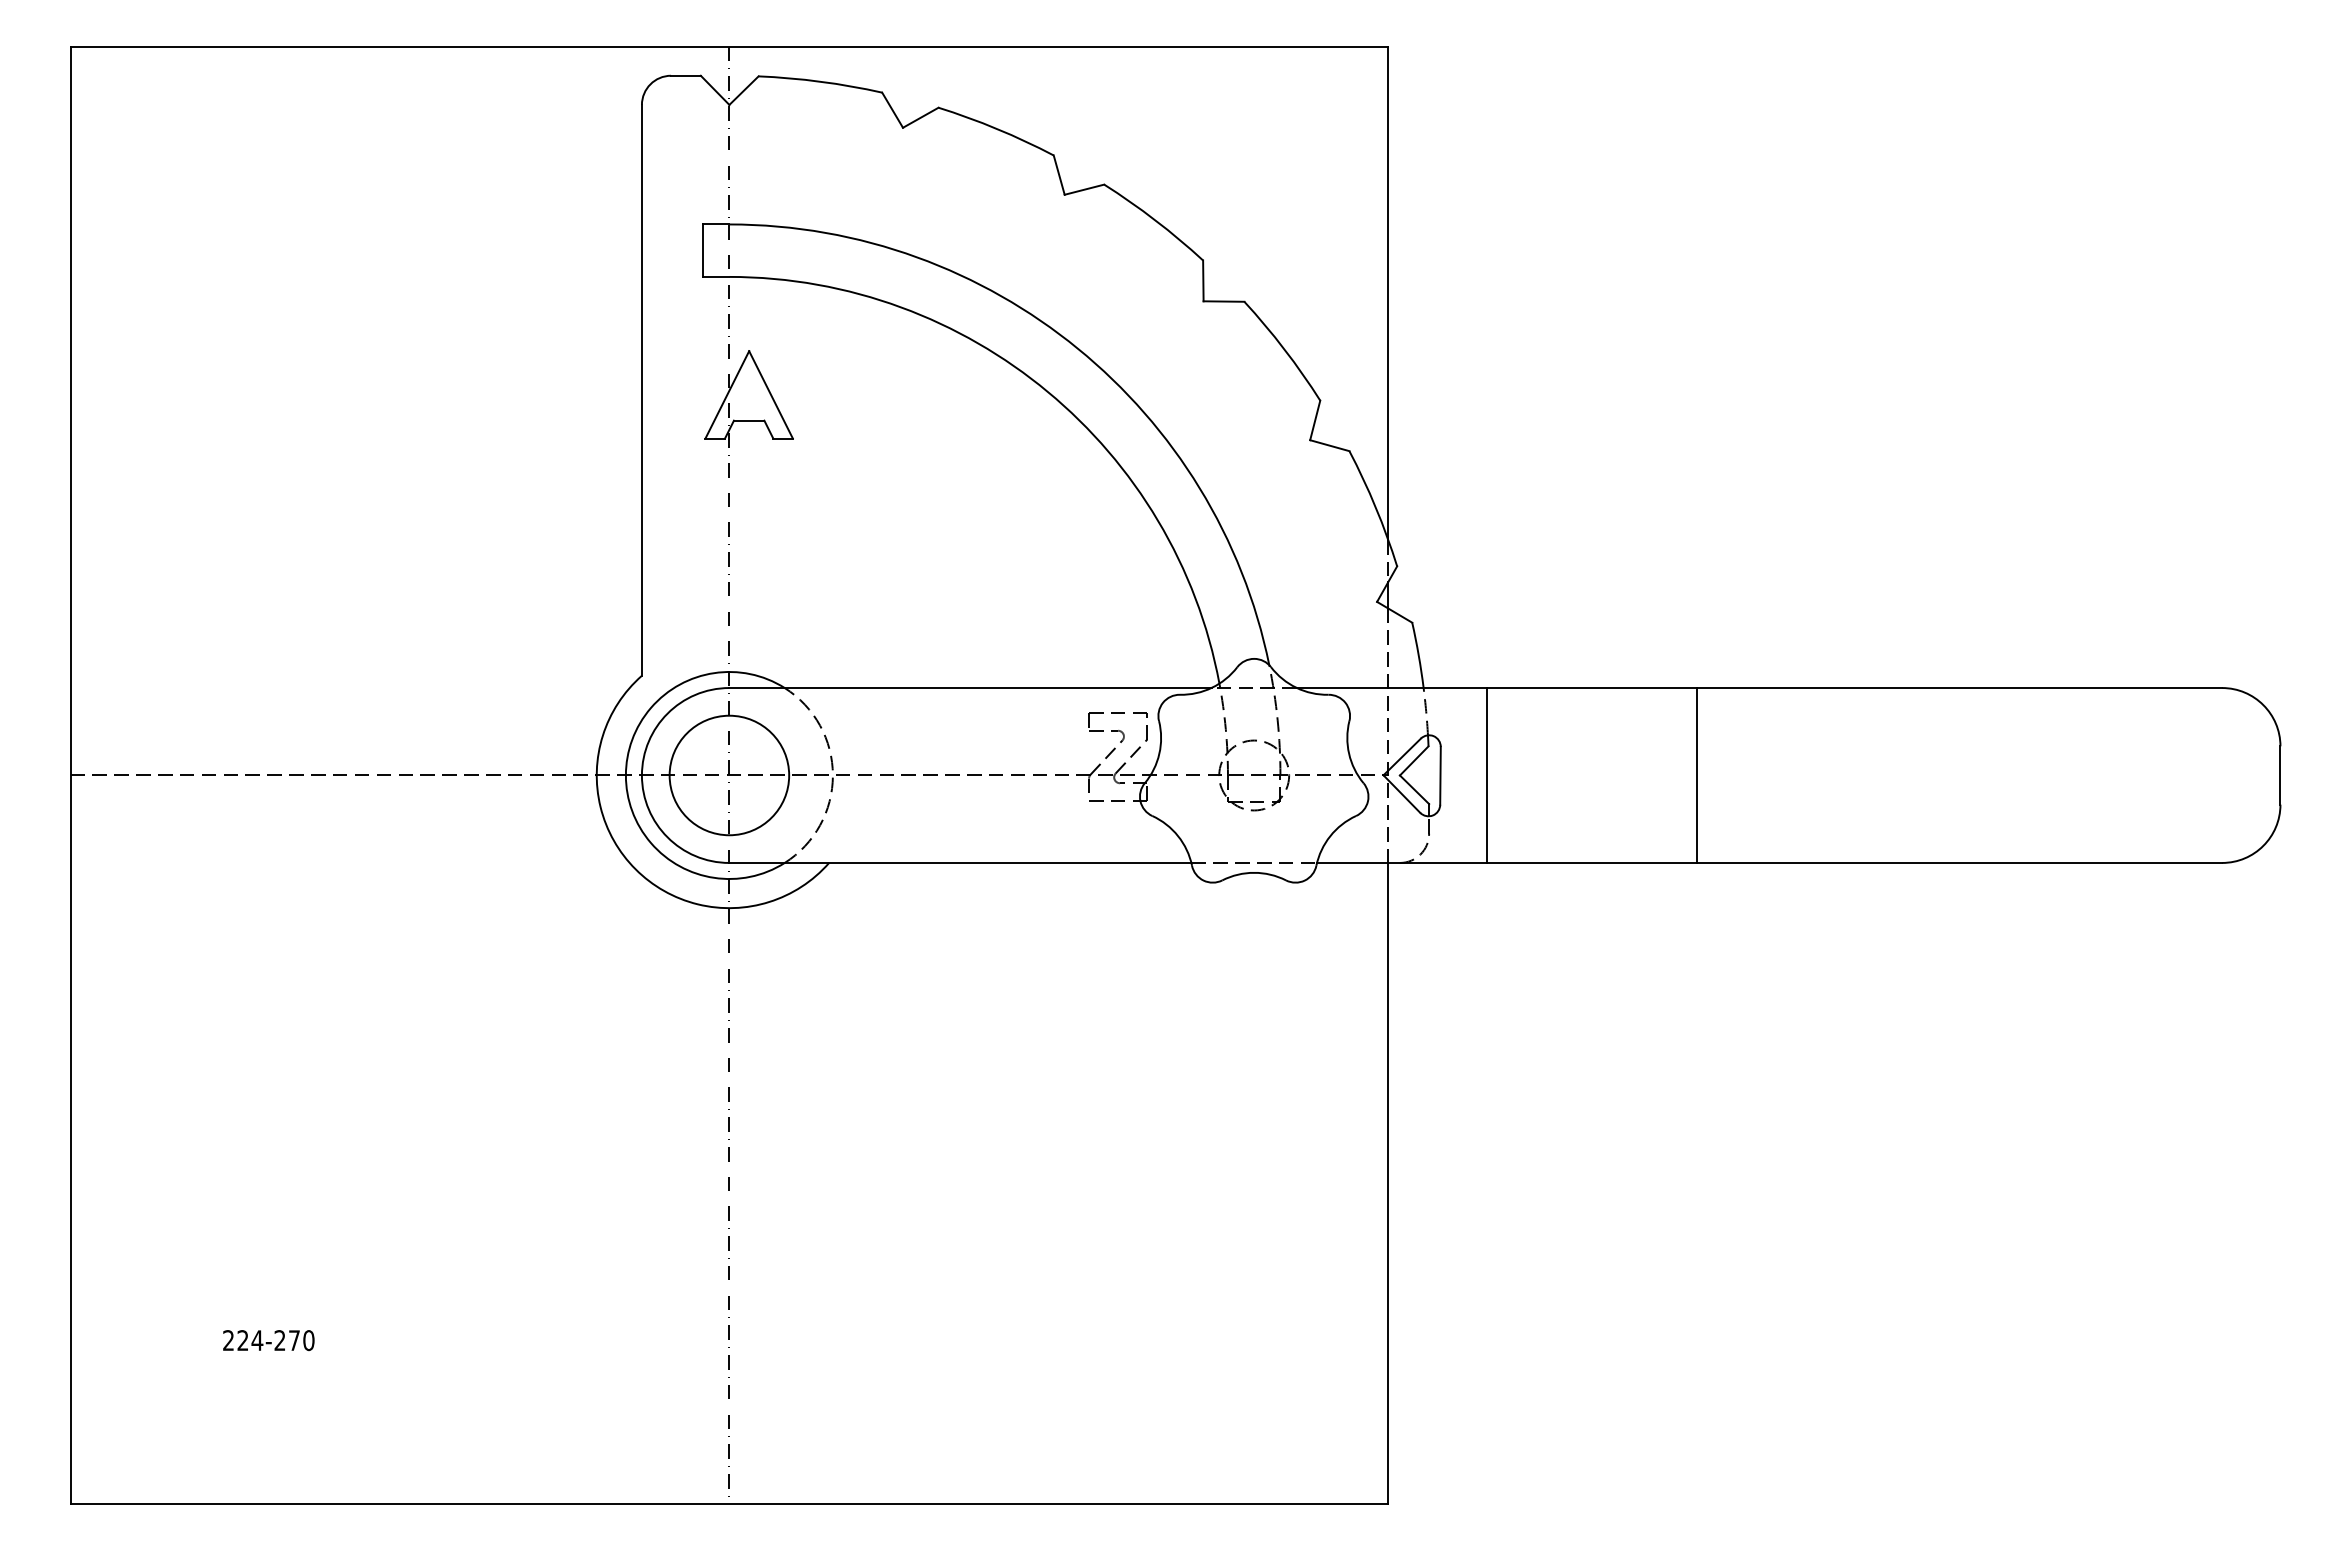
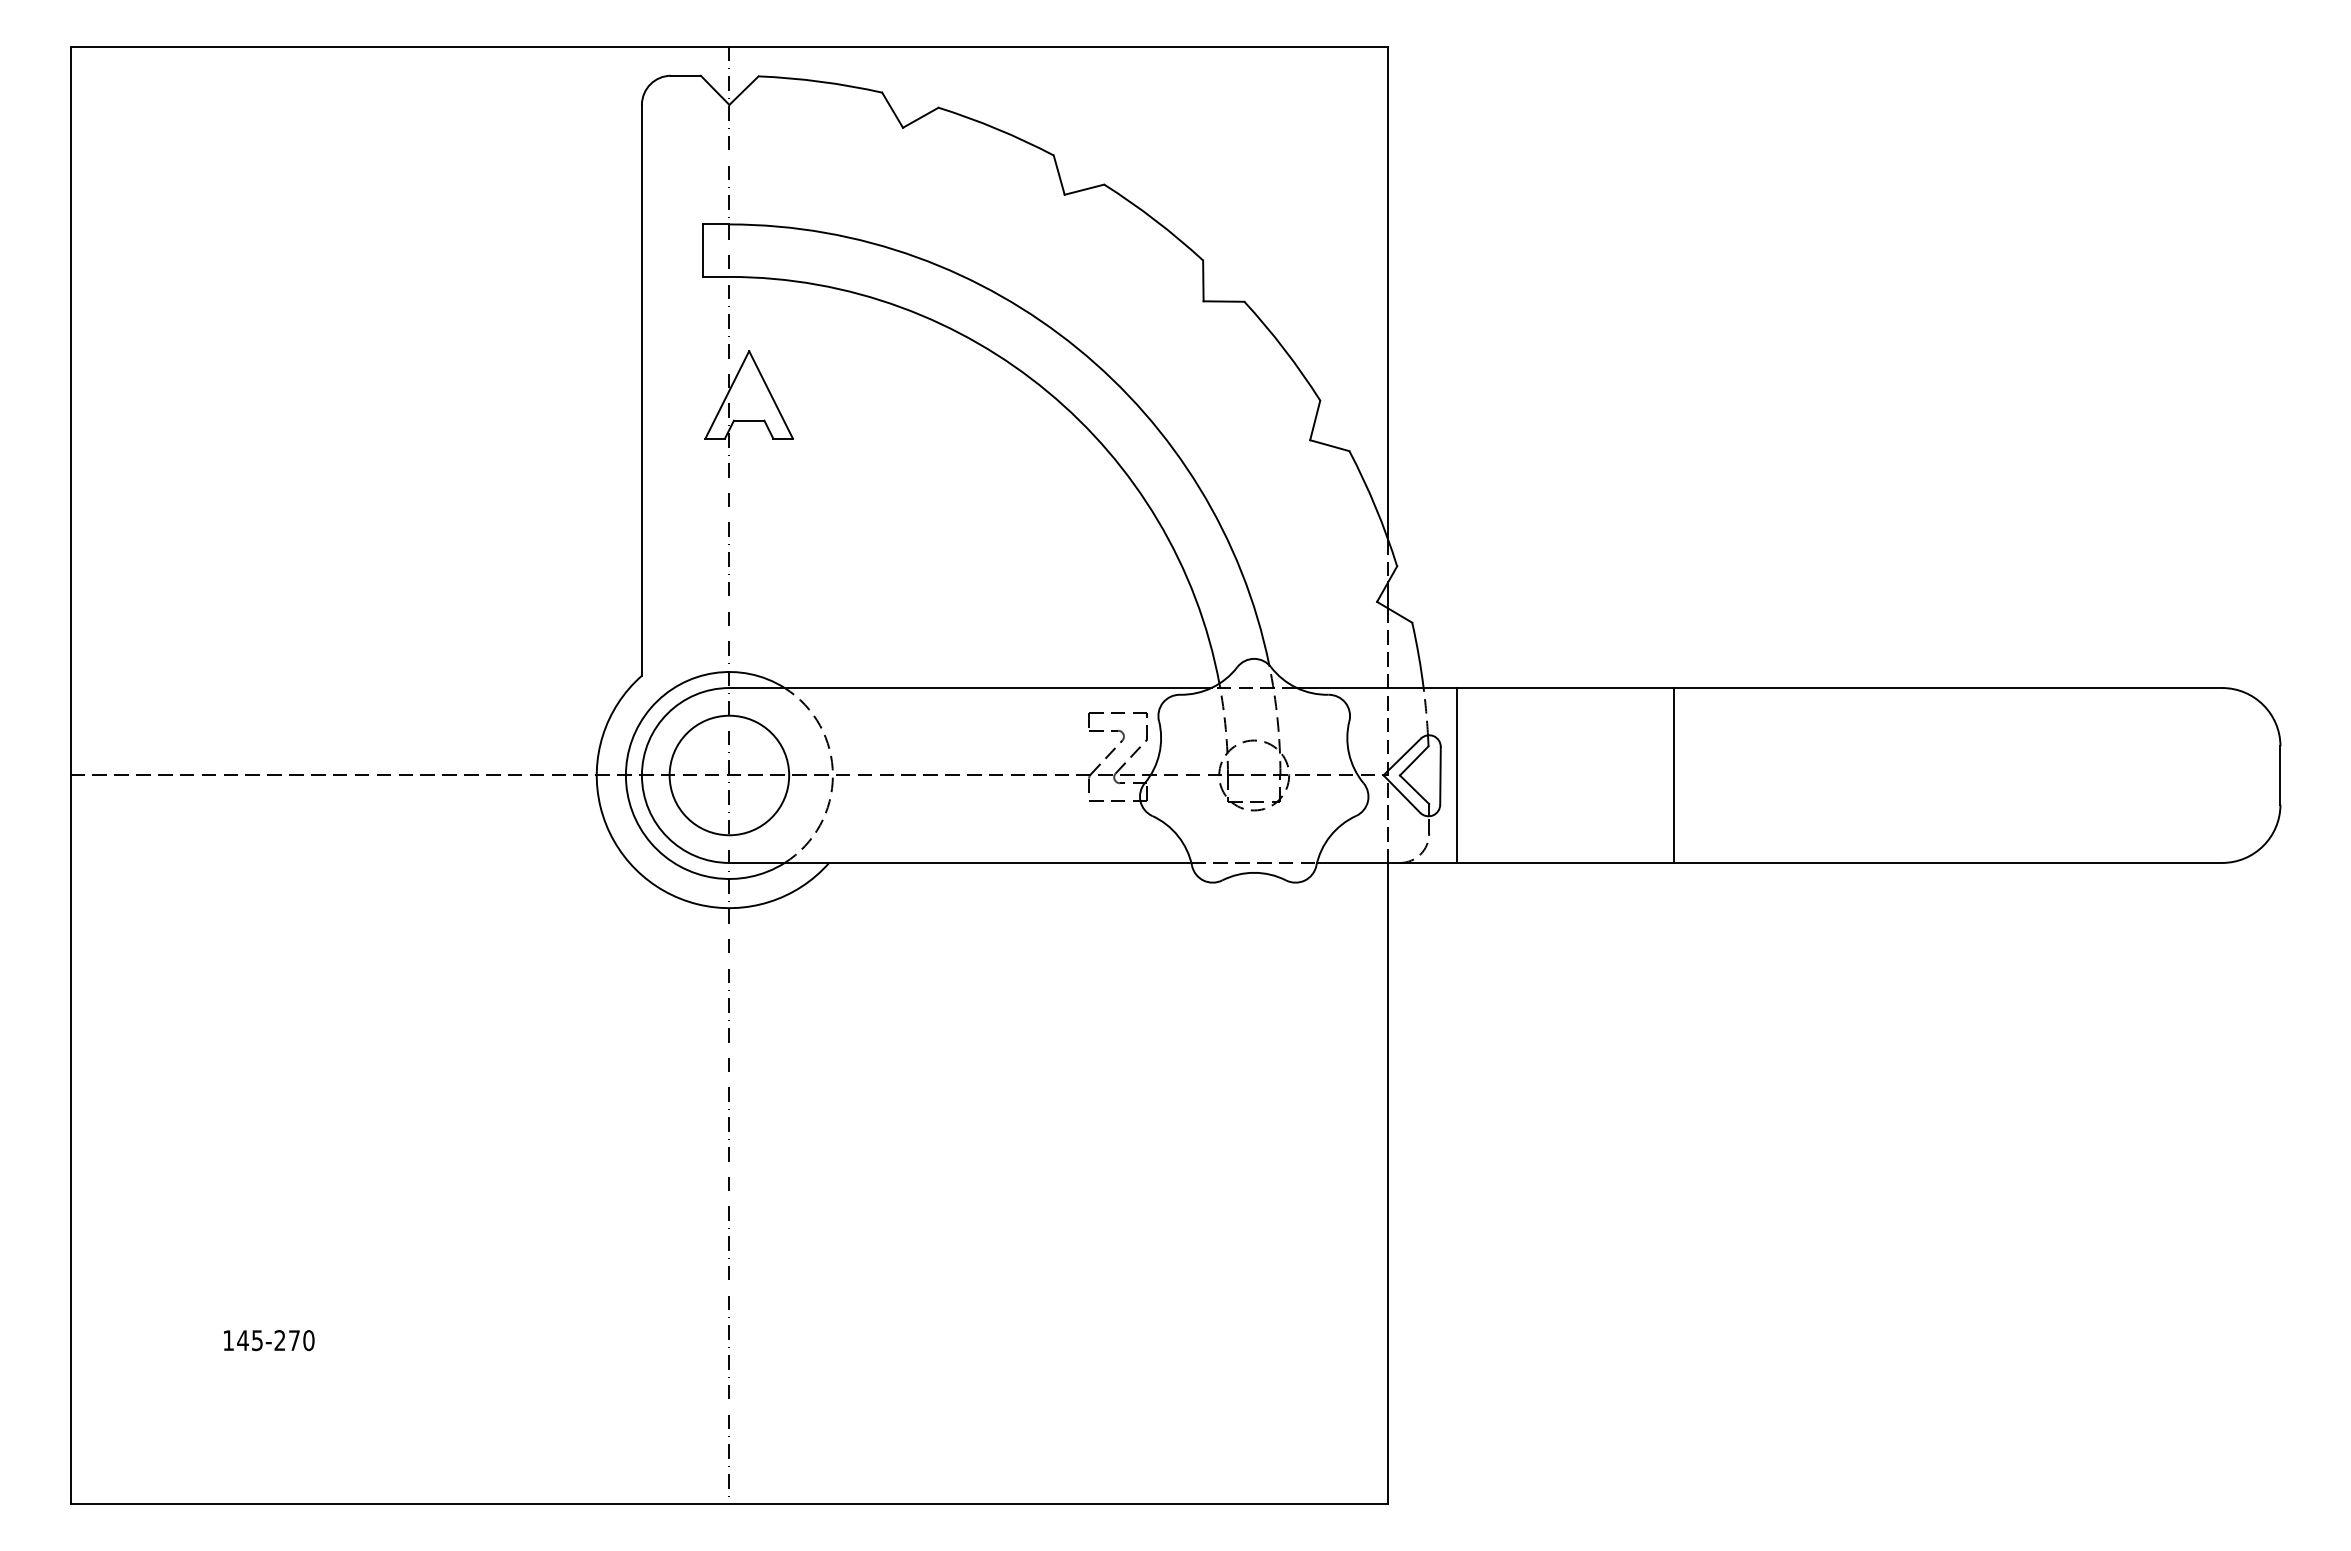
line position: (1487, 775) -> (1457, 775) (1457, 775)
line position: (1697, 775) -> (1674, 775) (1674, 775)
text: 224-270 -> 145-270 (243, 1340)
